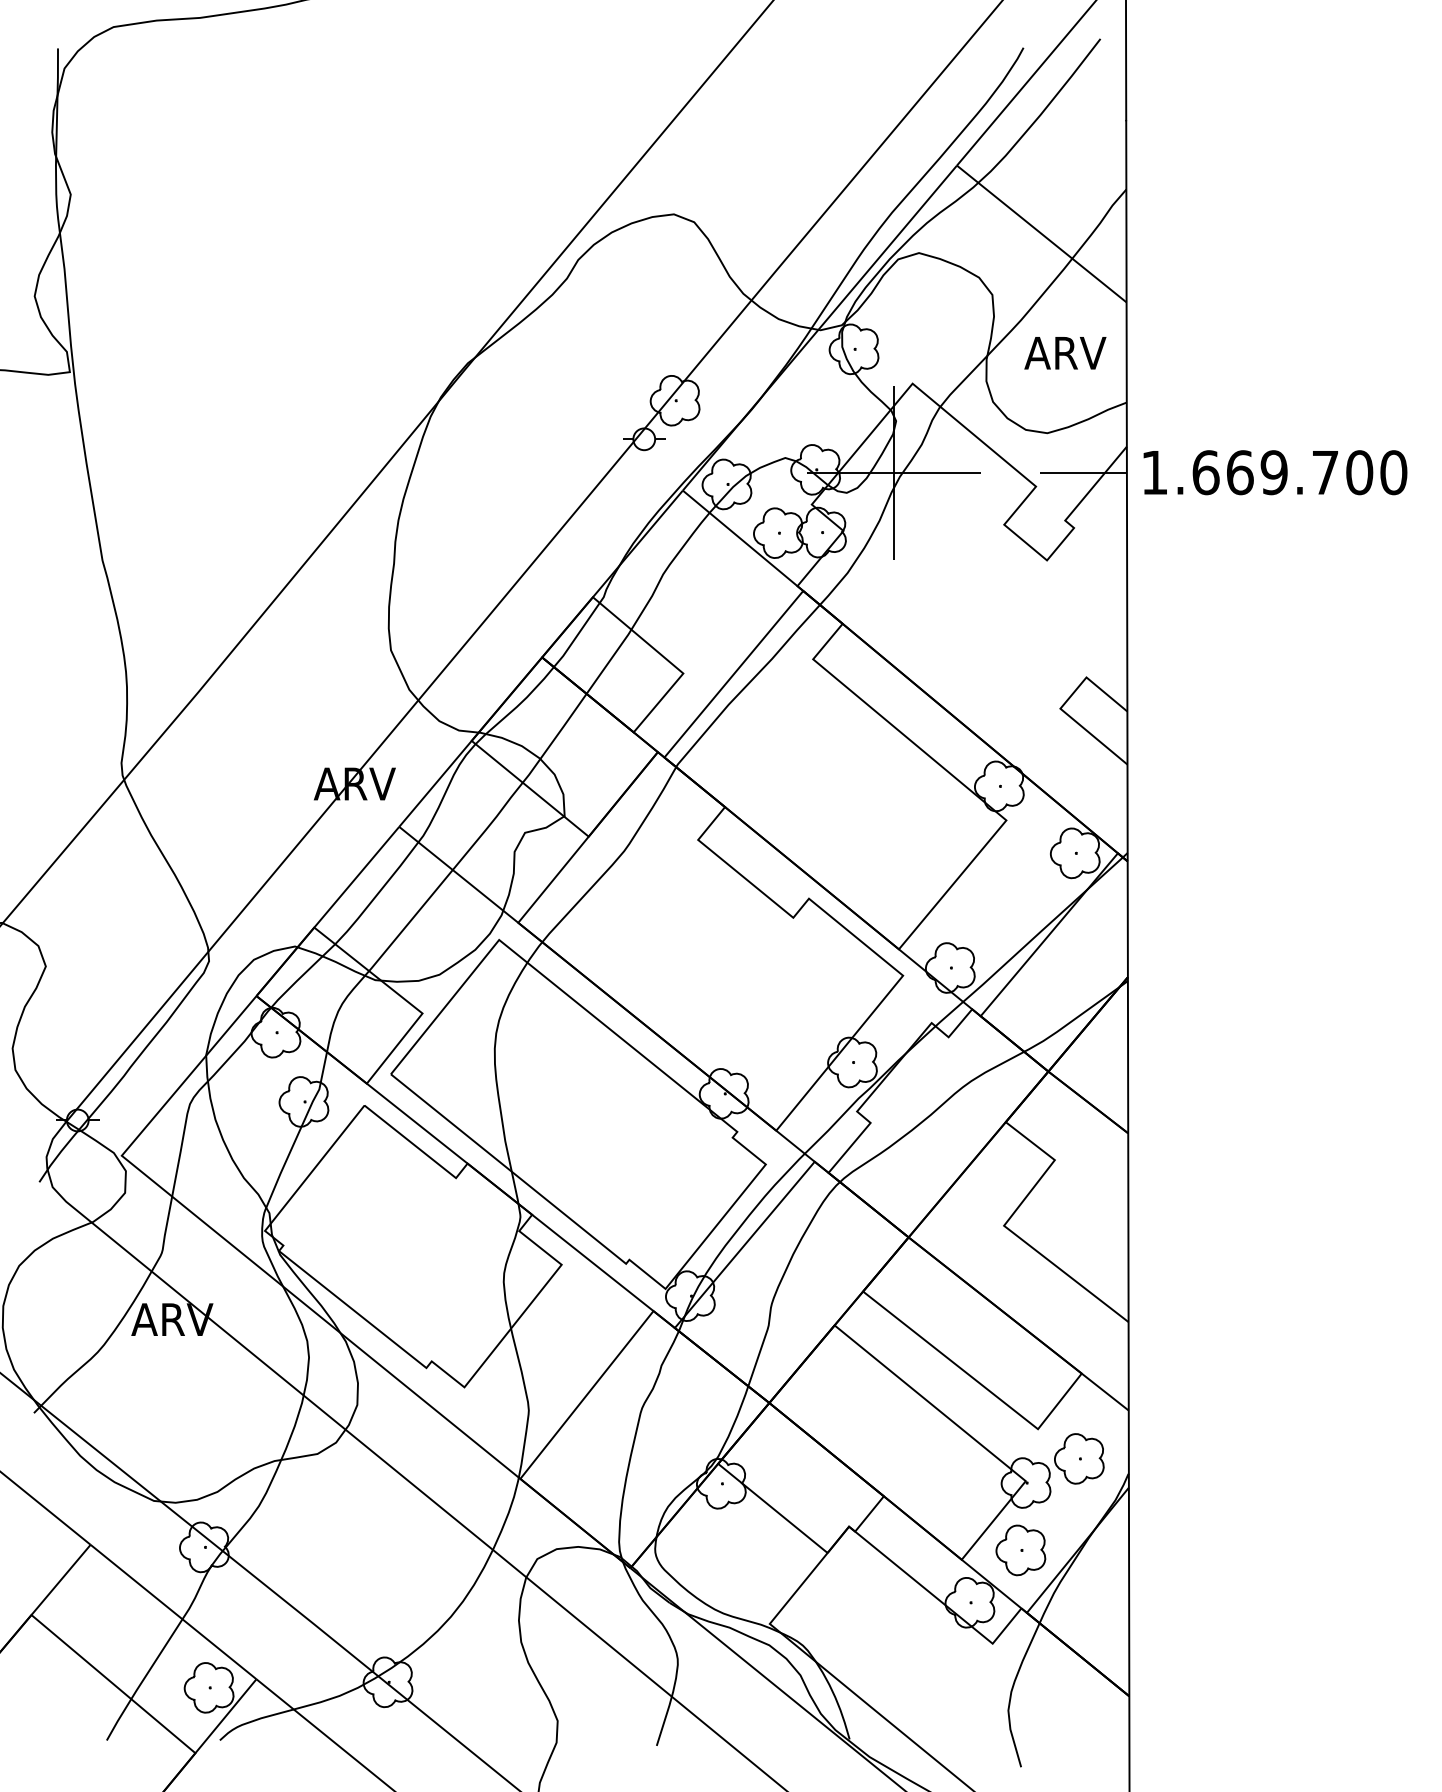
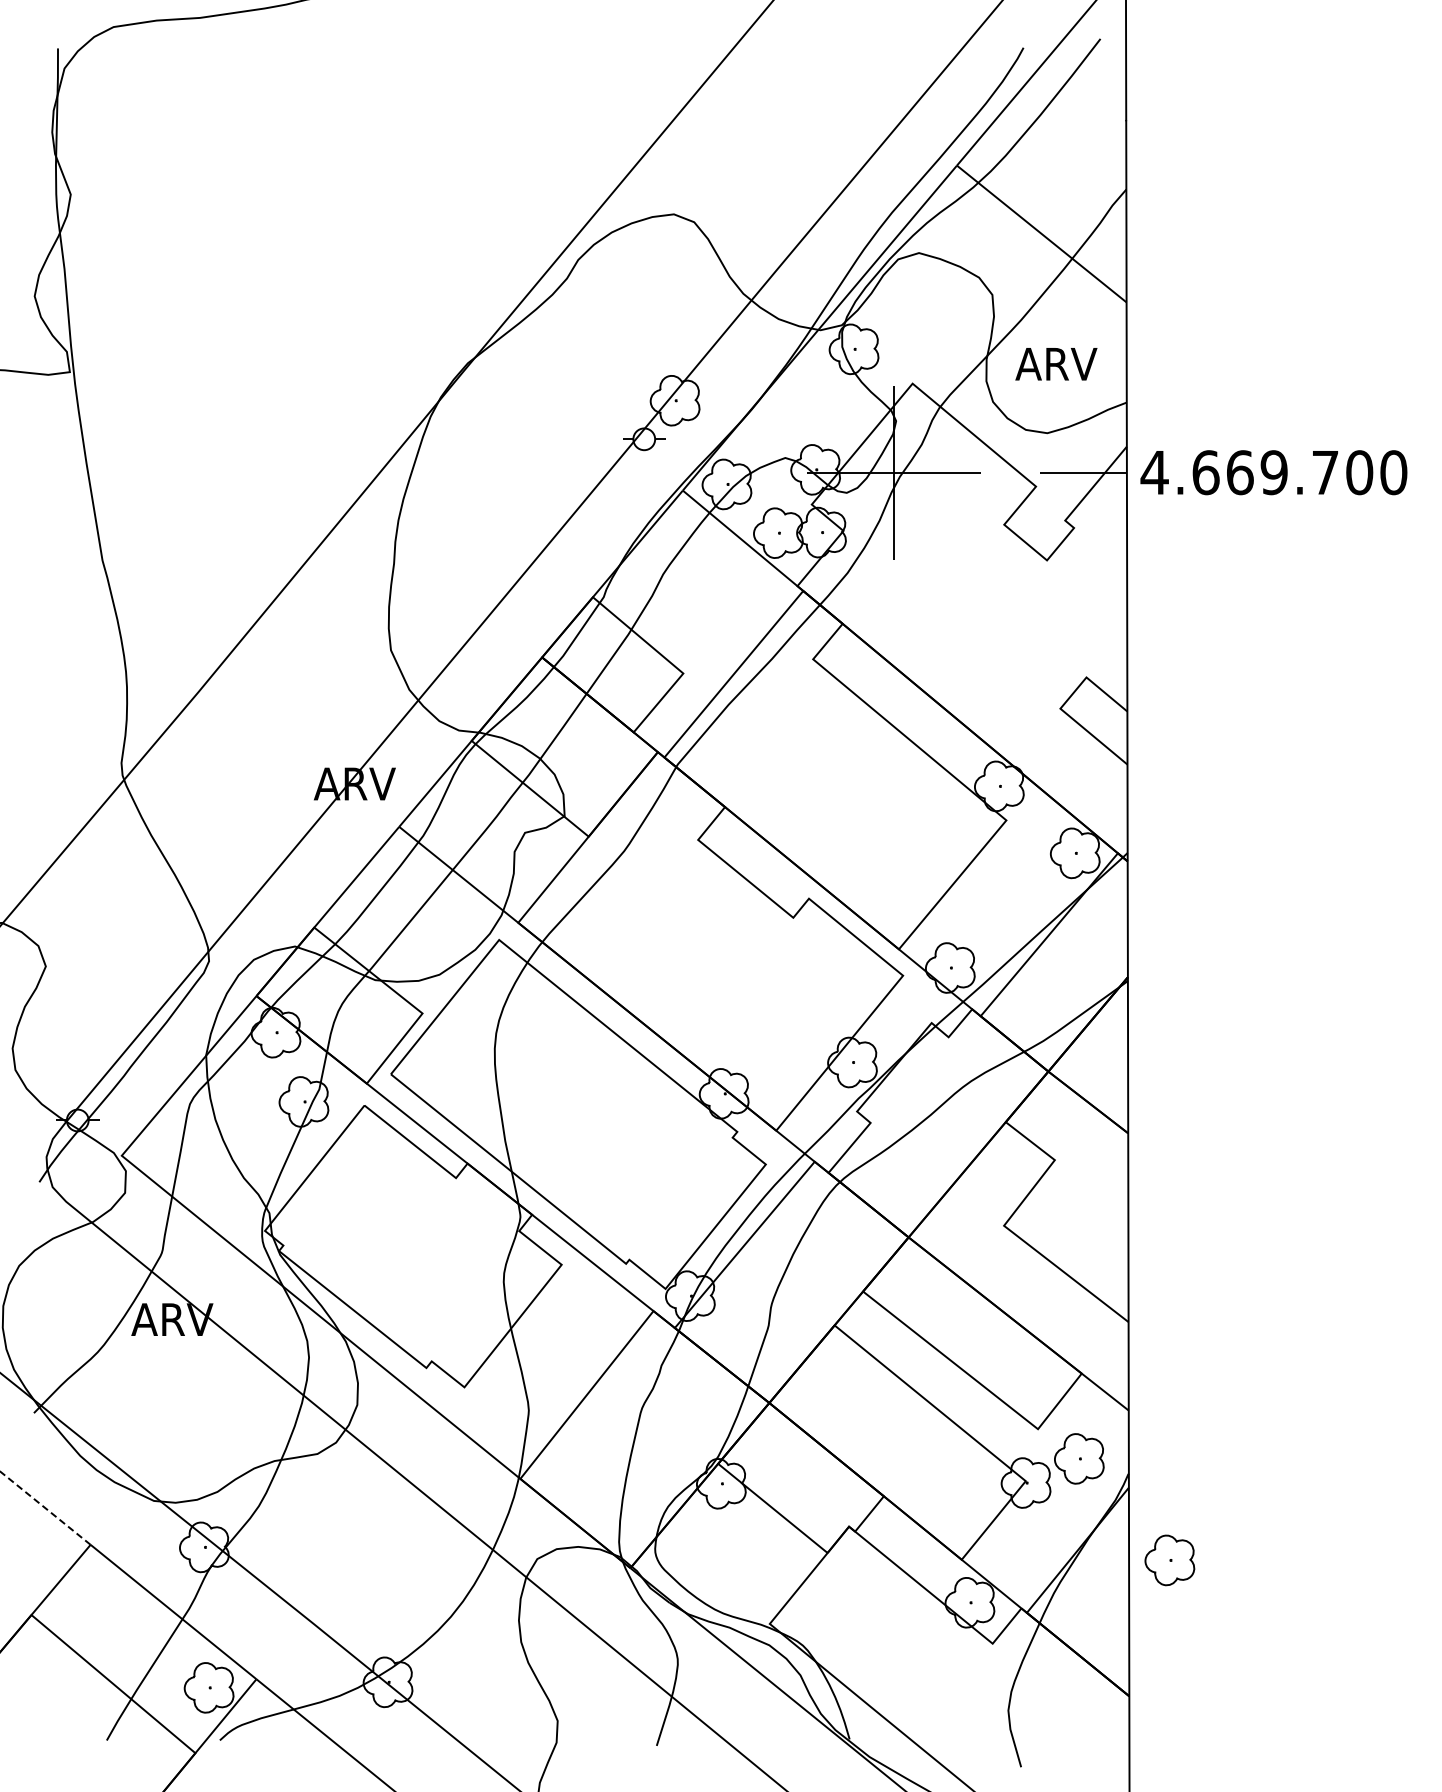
text position: (1065, 353) -> (1056, 364) (1056, 364)
text: 1.669.700 -> 4.669.700 (1154, 472)
line: solid -> dashed (44, 1507)
part position: (1020, 1550) -> (1169, 1560) (1169, 1560)
